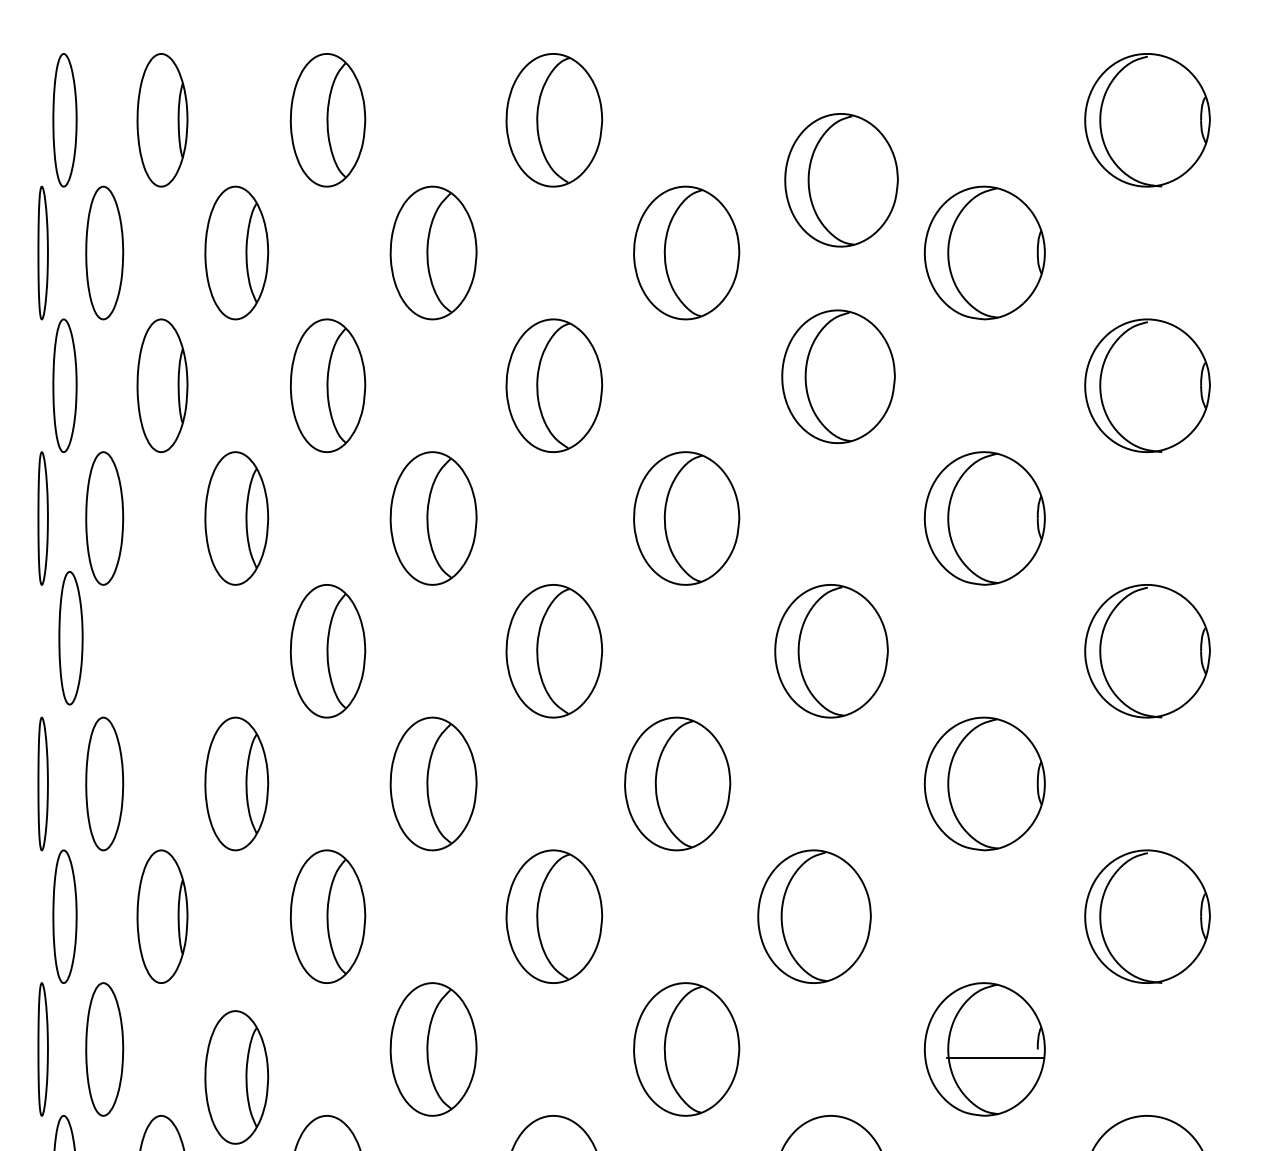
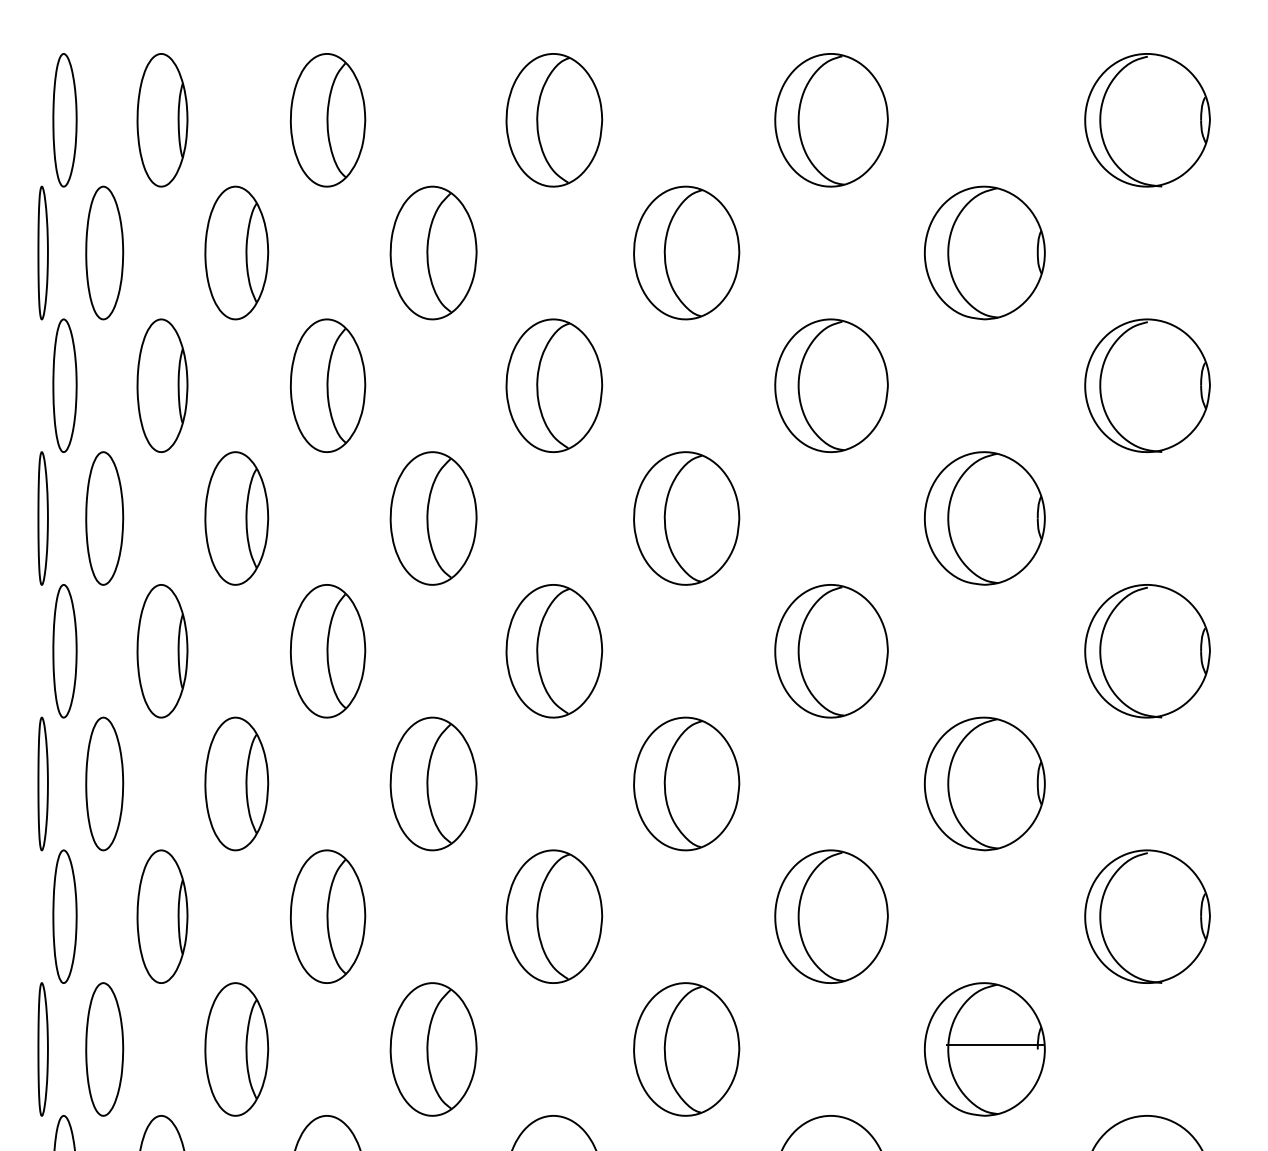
part position: (841, 180) -> (831, 120) (831, 120)
part position: (838, 376) -> (831, 385) (831, 385)
part position: (70, 638) -> (64, 651) (64, 651)
part: none -> present (162, 651)
part position: (677, 783) -> (686, 783) (686, 783)
part position: (814, 916) -> (831, 916) (831, 916)
line position: (994, 1058) -> (994, 1045) (994, 1045)
part position: (236, 1077) -> (236, 1049) (236, 1049)
